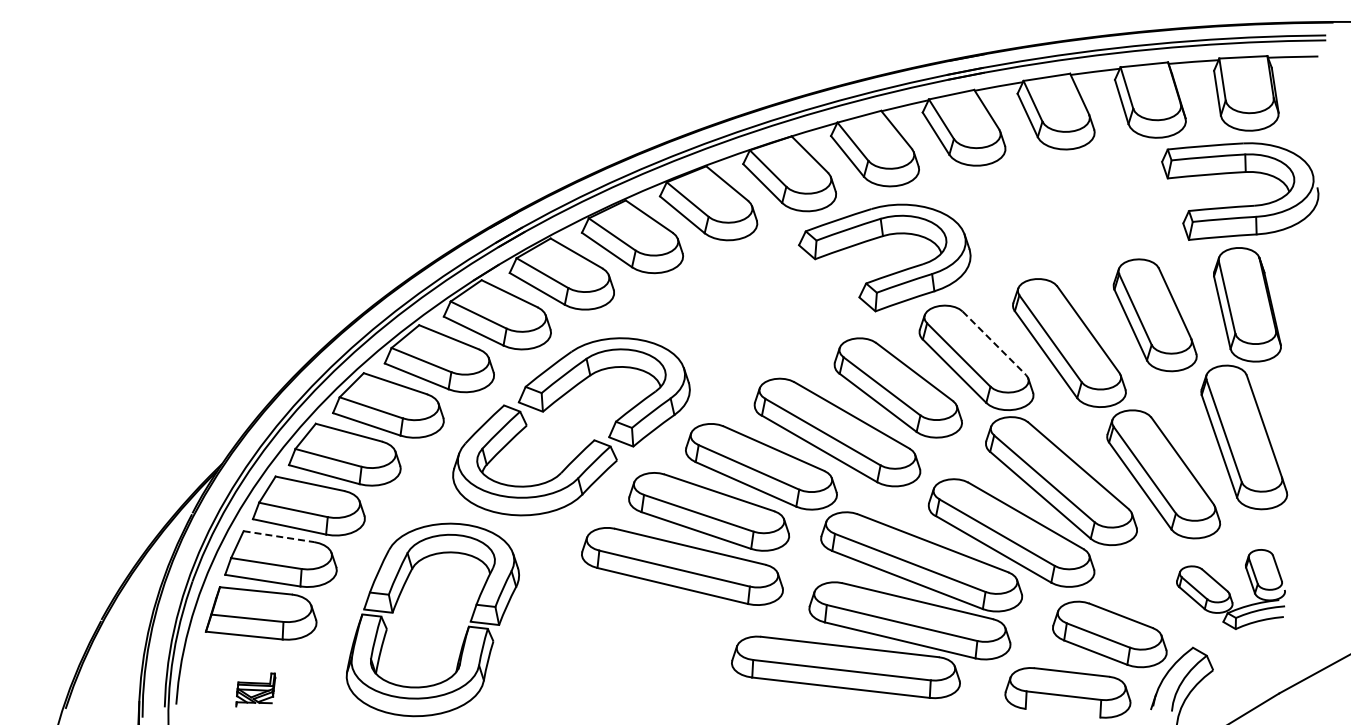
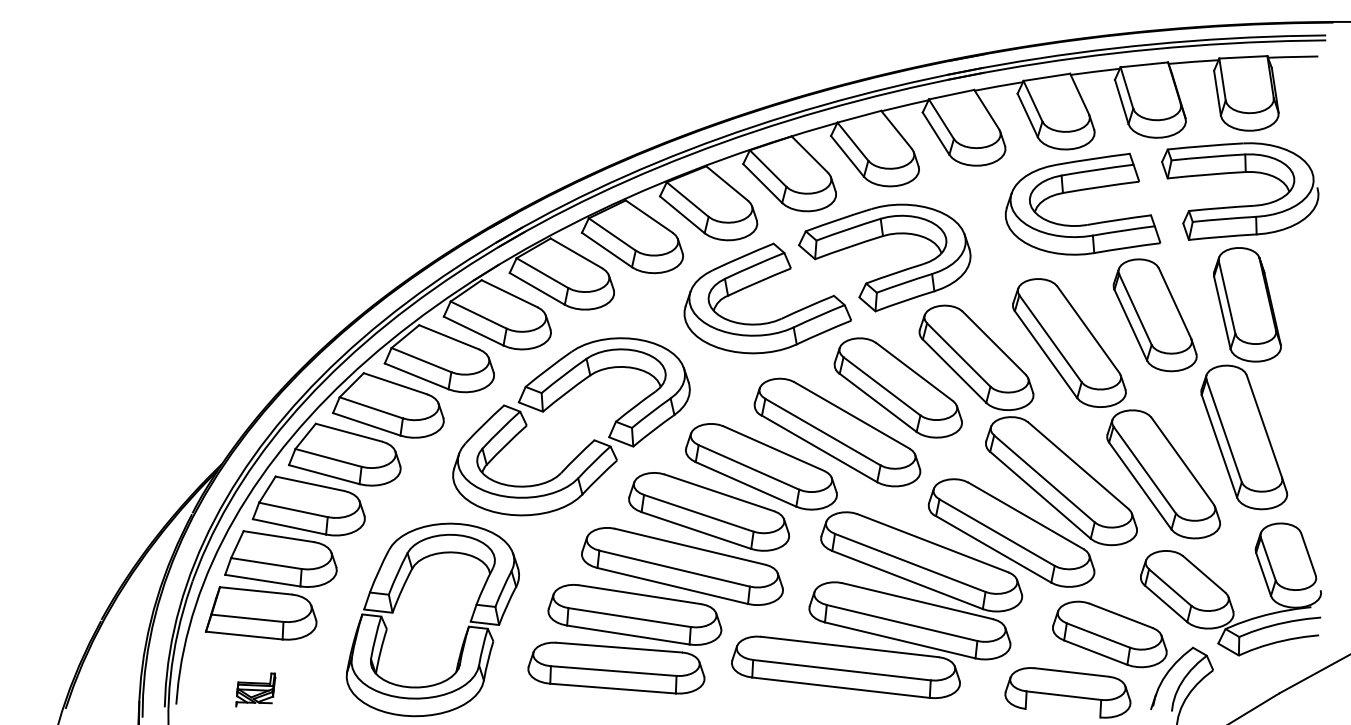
part: none -> present (1079, 191)
part: none -> present (760, 282)
line: dashed -> solid (994, 343)
line: dashed -> solid (278, 536)
part size: 110x81 px -> 182x135 px (1230, 589)
part: none -> present (624, 639)
